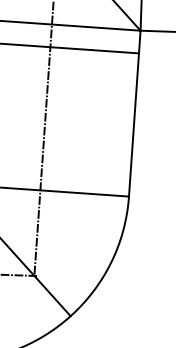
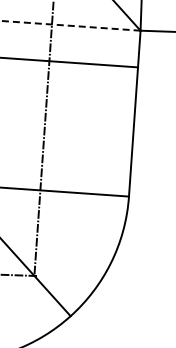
line: solid -> dashed (69, 25)
line position: (70, 48) -> (70, 62) (70, 62)
